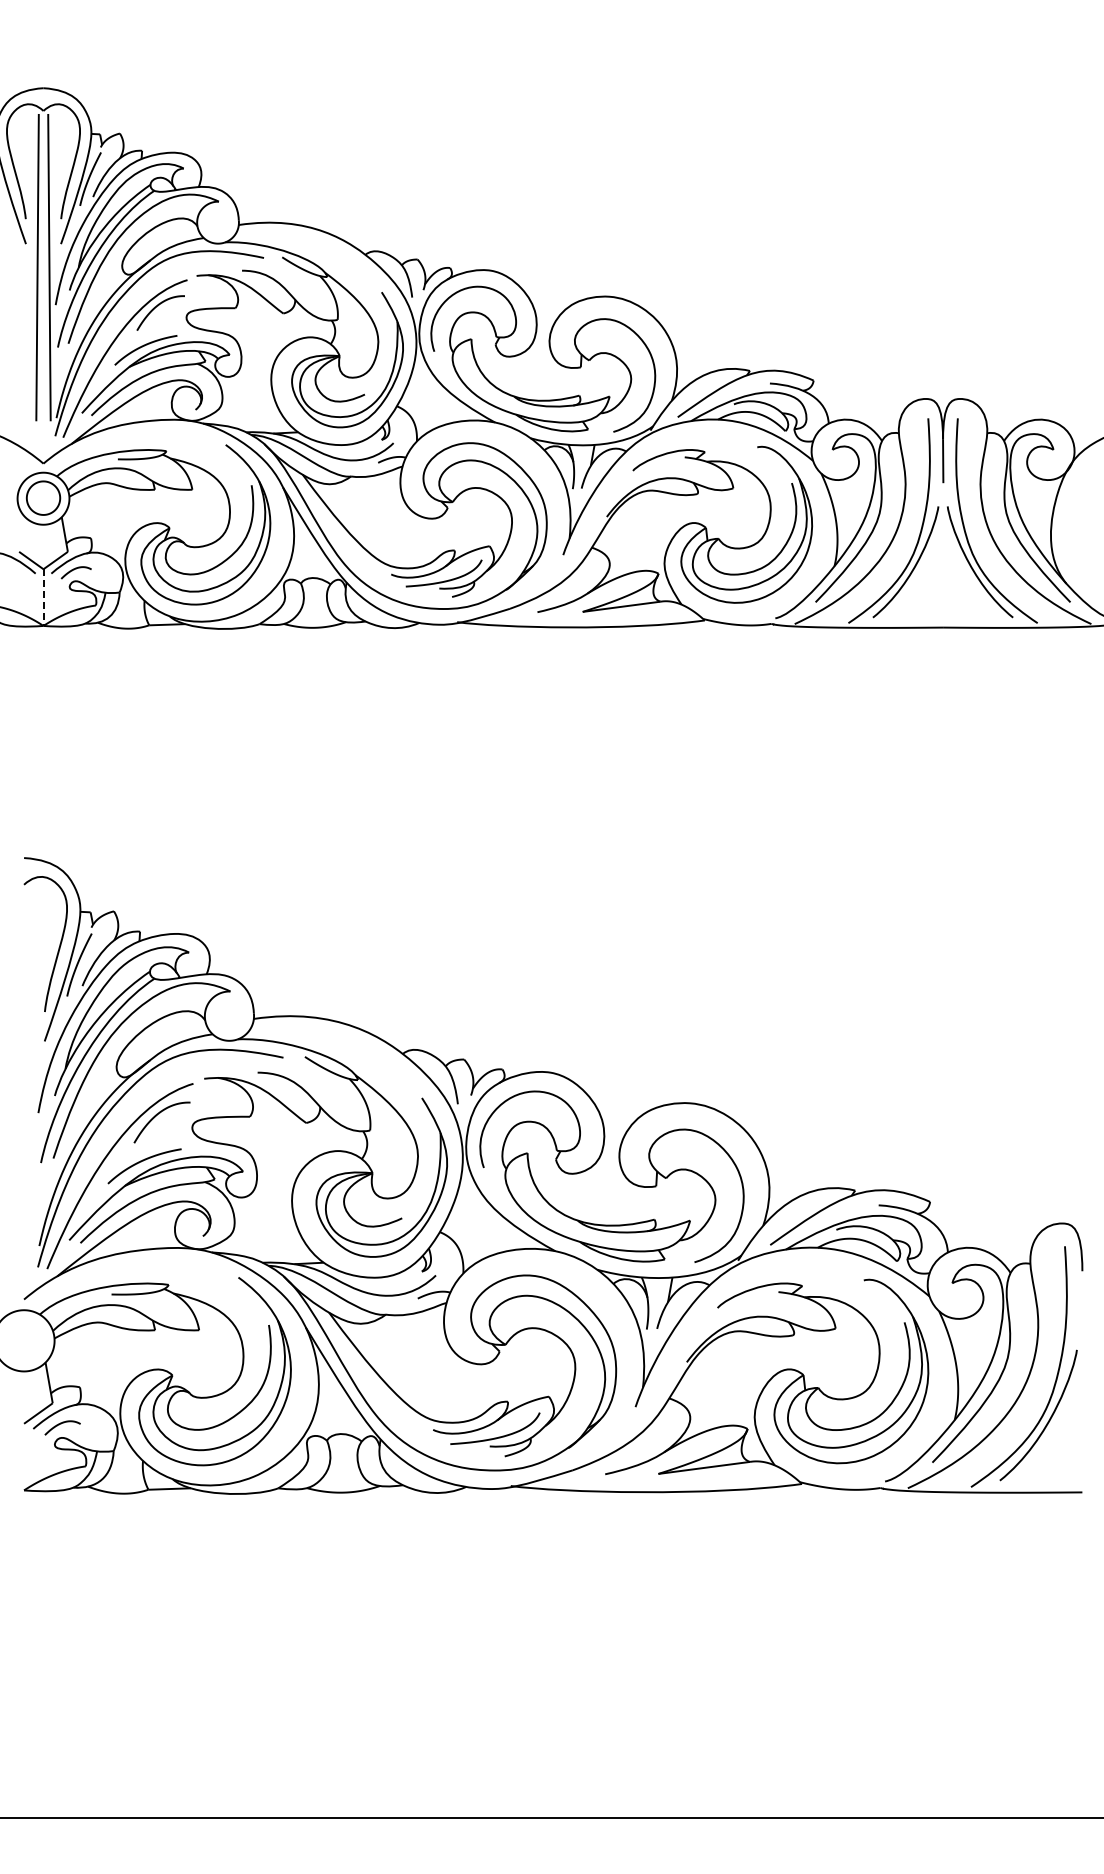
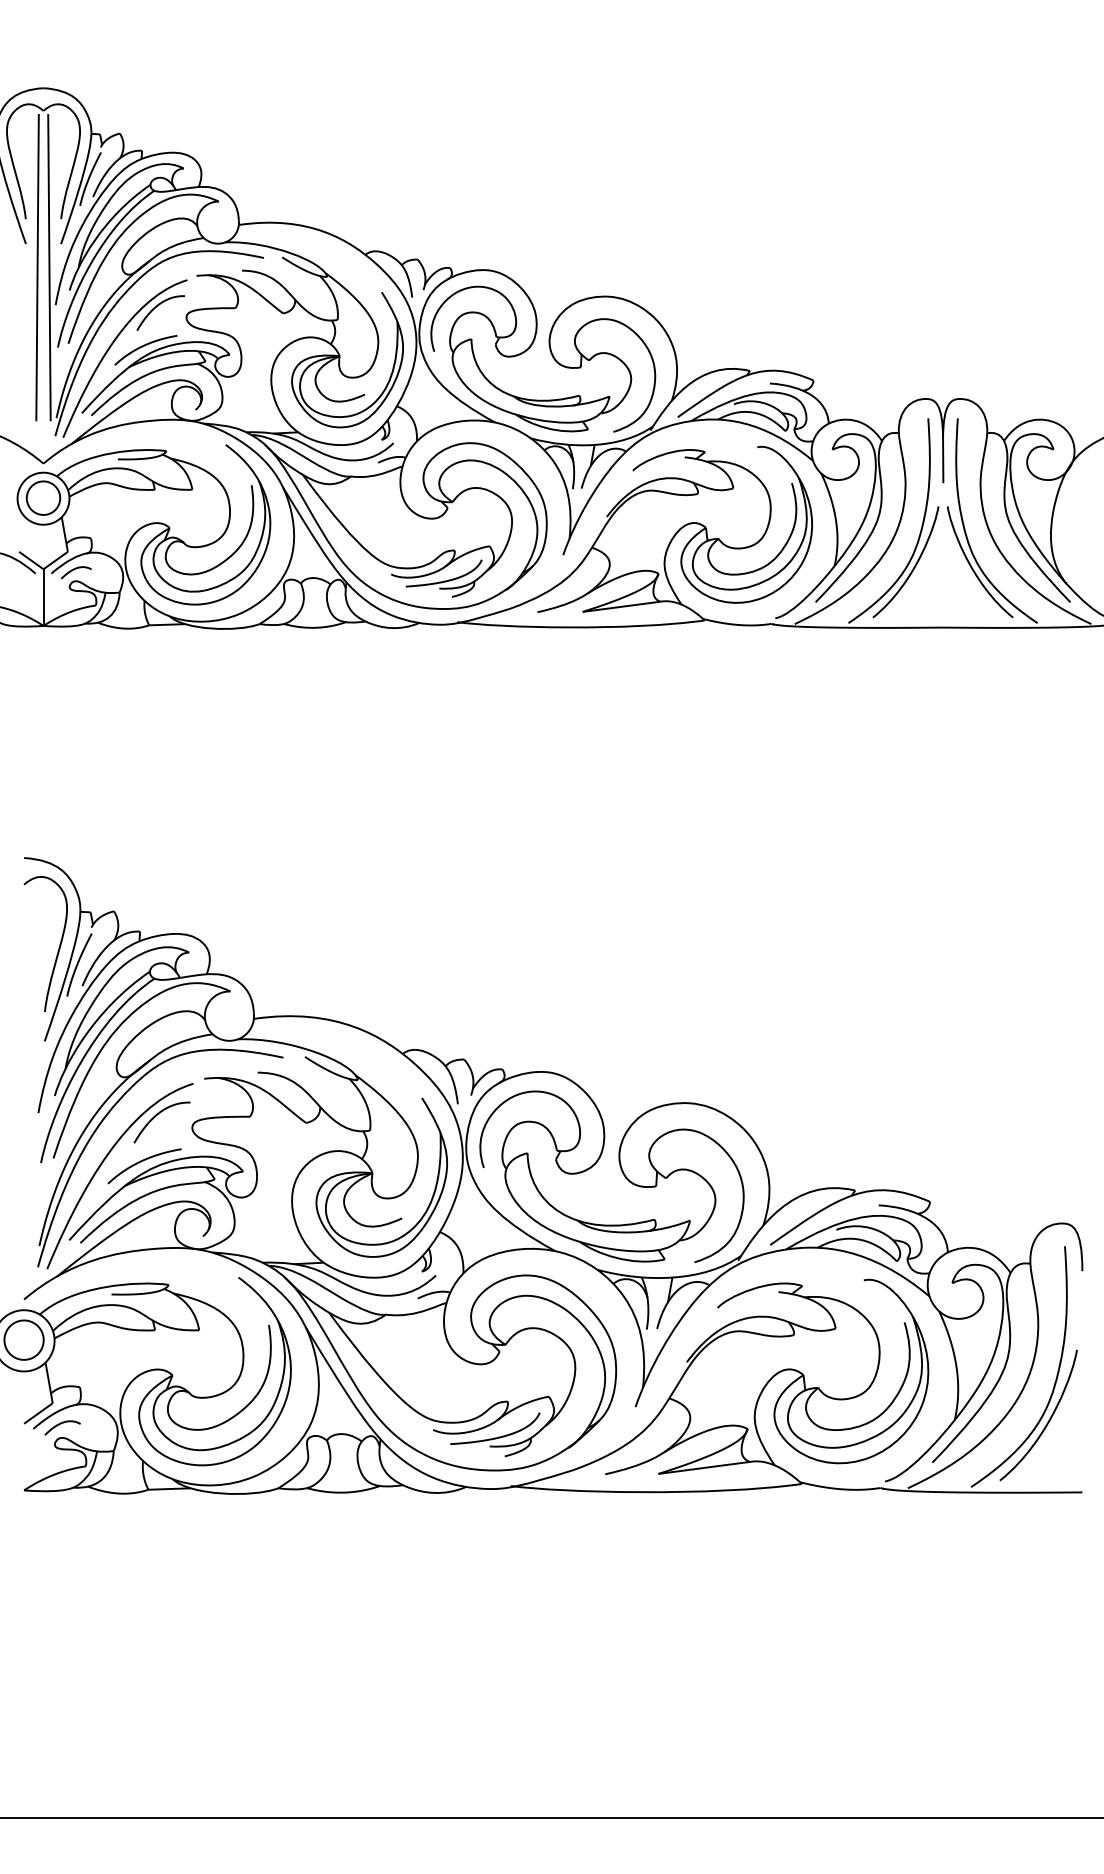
line: dashed -> solid (43, 598)
part: none -> present (23, 1339)
